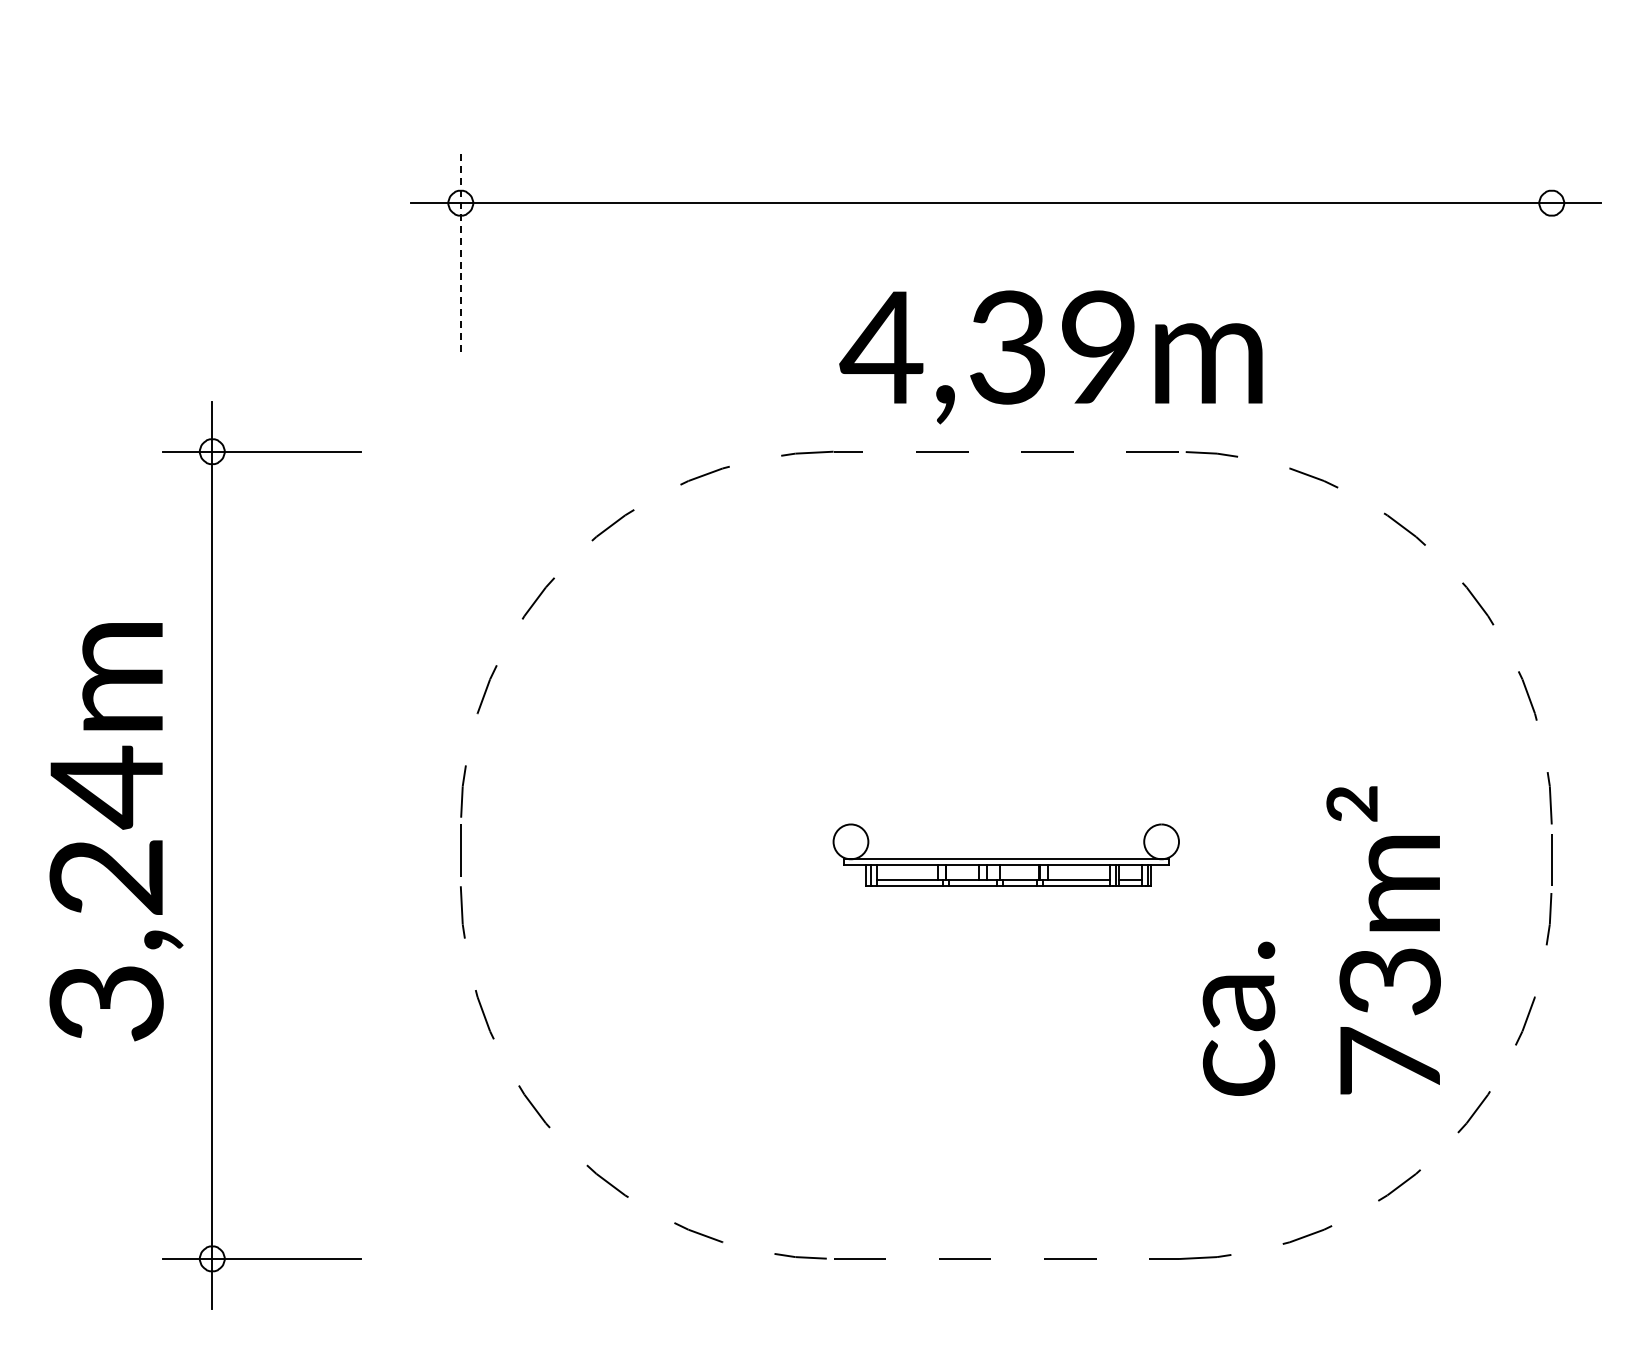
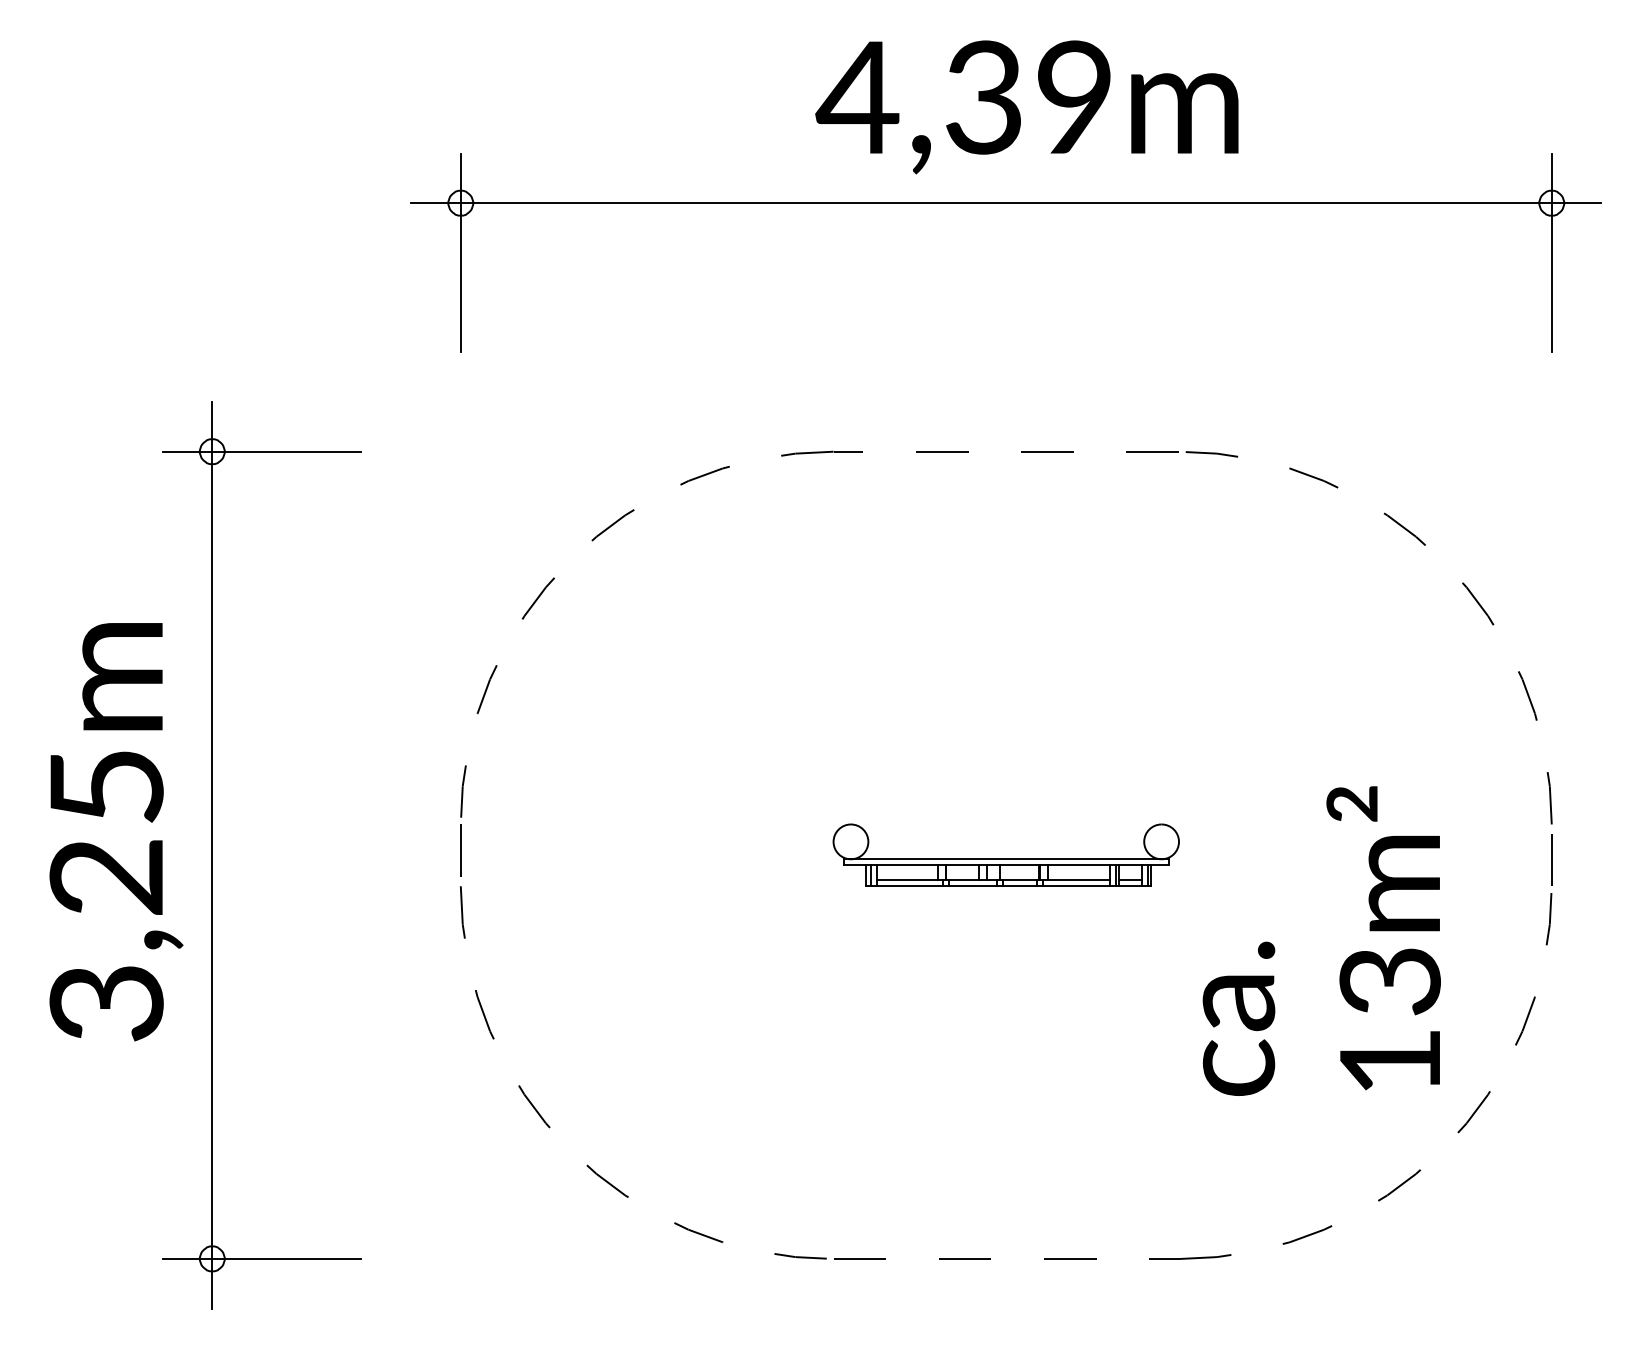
line: dashed -> solid (460, 252)
line: none -> present (1551, 252)
text position: (1050, 357) -> (1026, 107) (1026, 107)
text: 3,24m -> 3,25m (106, 787)
text: 73m² -> 13m² (1389, 1060)
